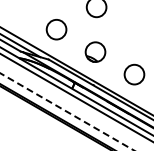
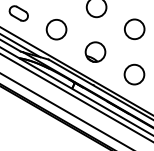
part: none -> present (18, 13)
circle: none -> present (134, 29)
line: dashed -> solid (66, 111)
